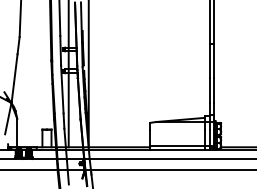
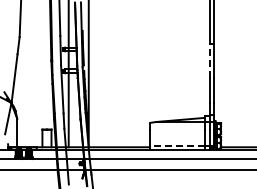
line: solid -> dashed (209, 60)
line: solid -> dashed (176, 145)
